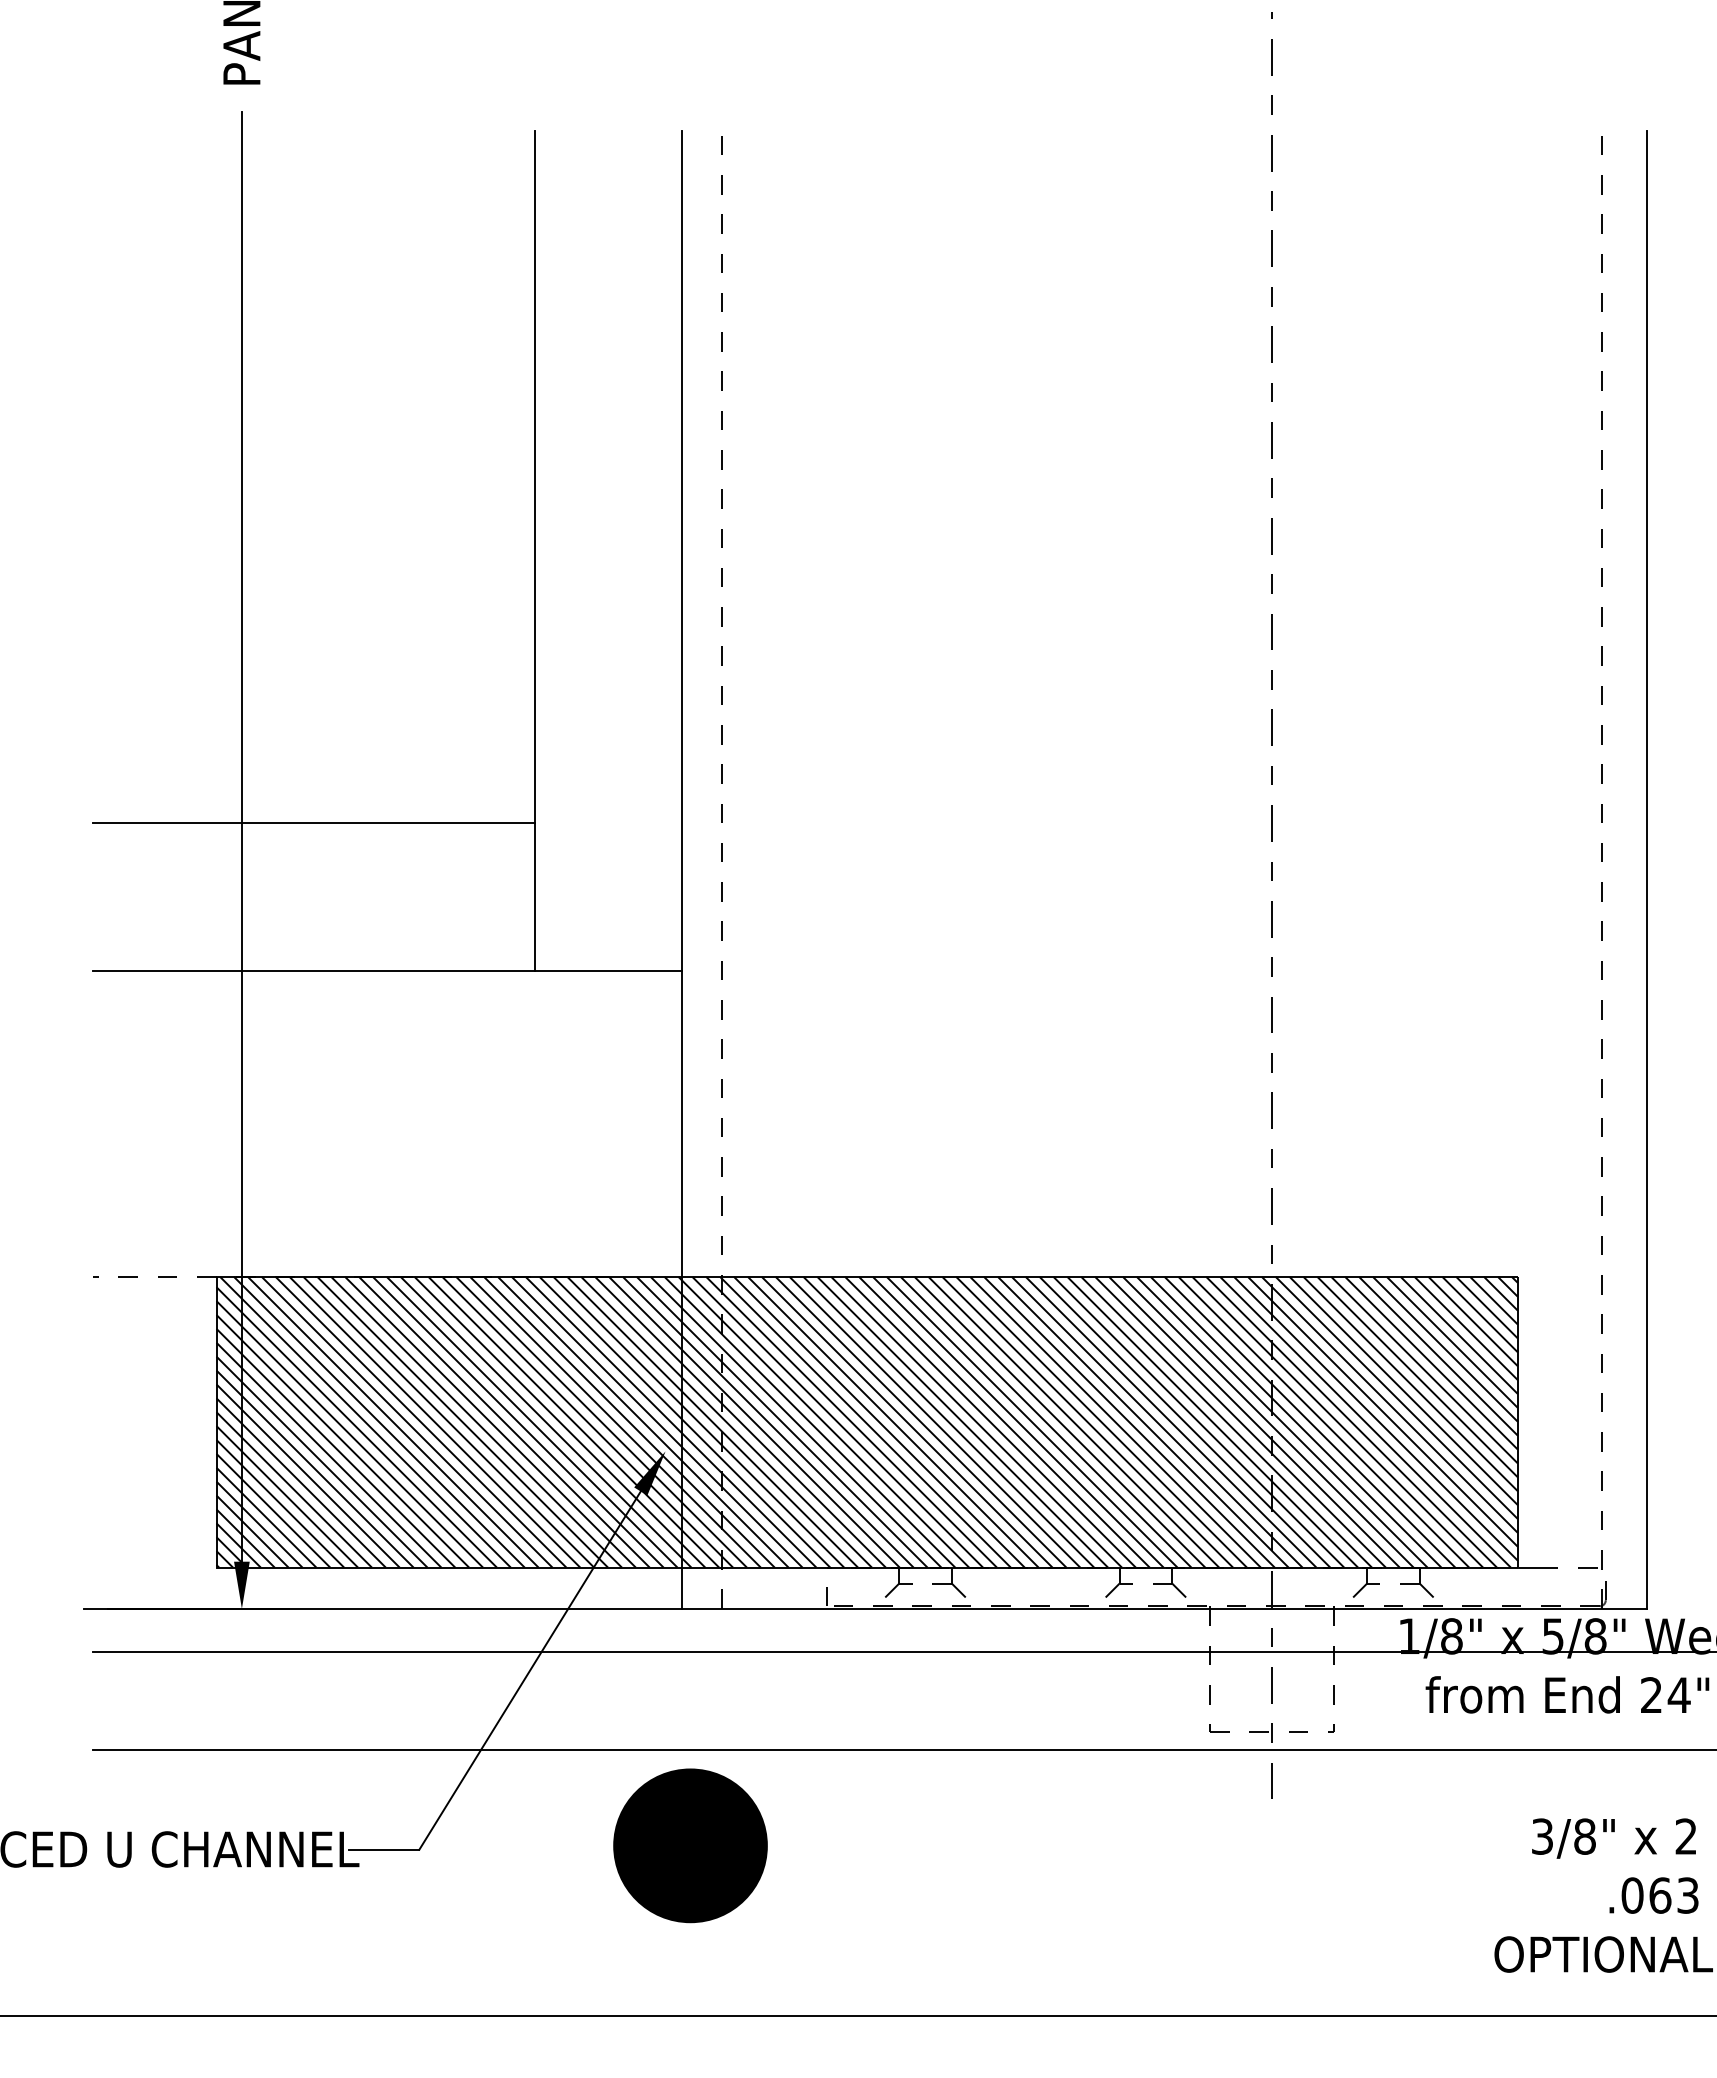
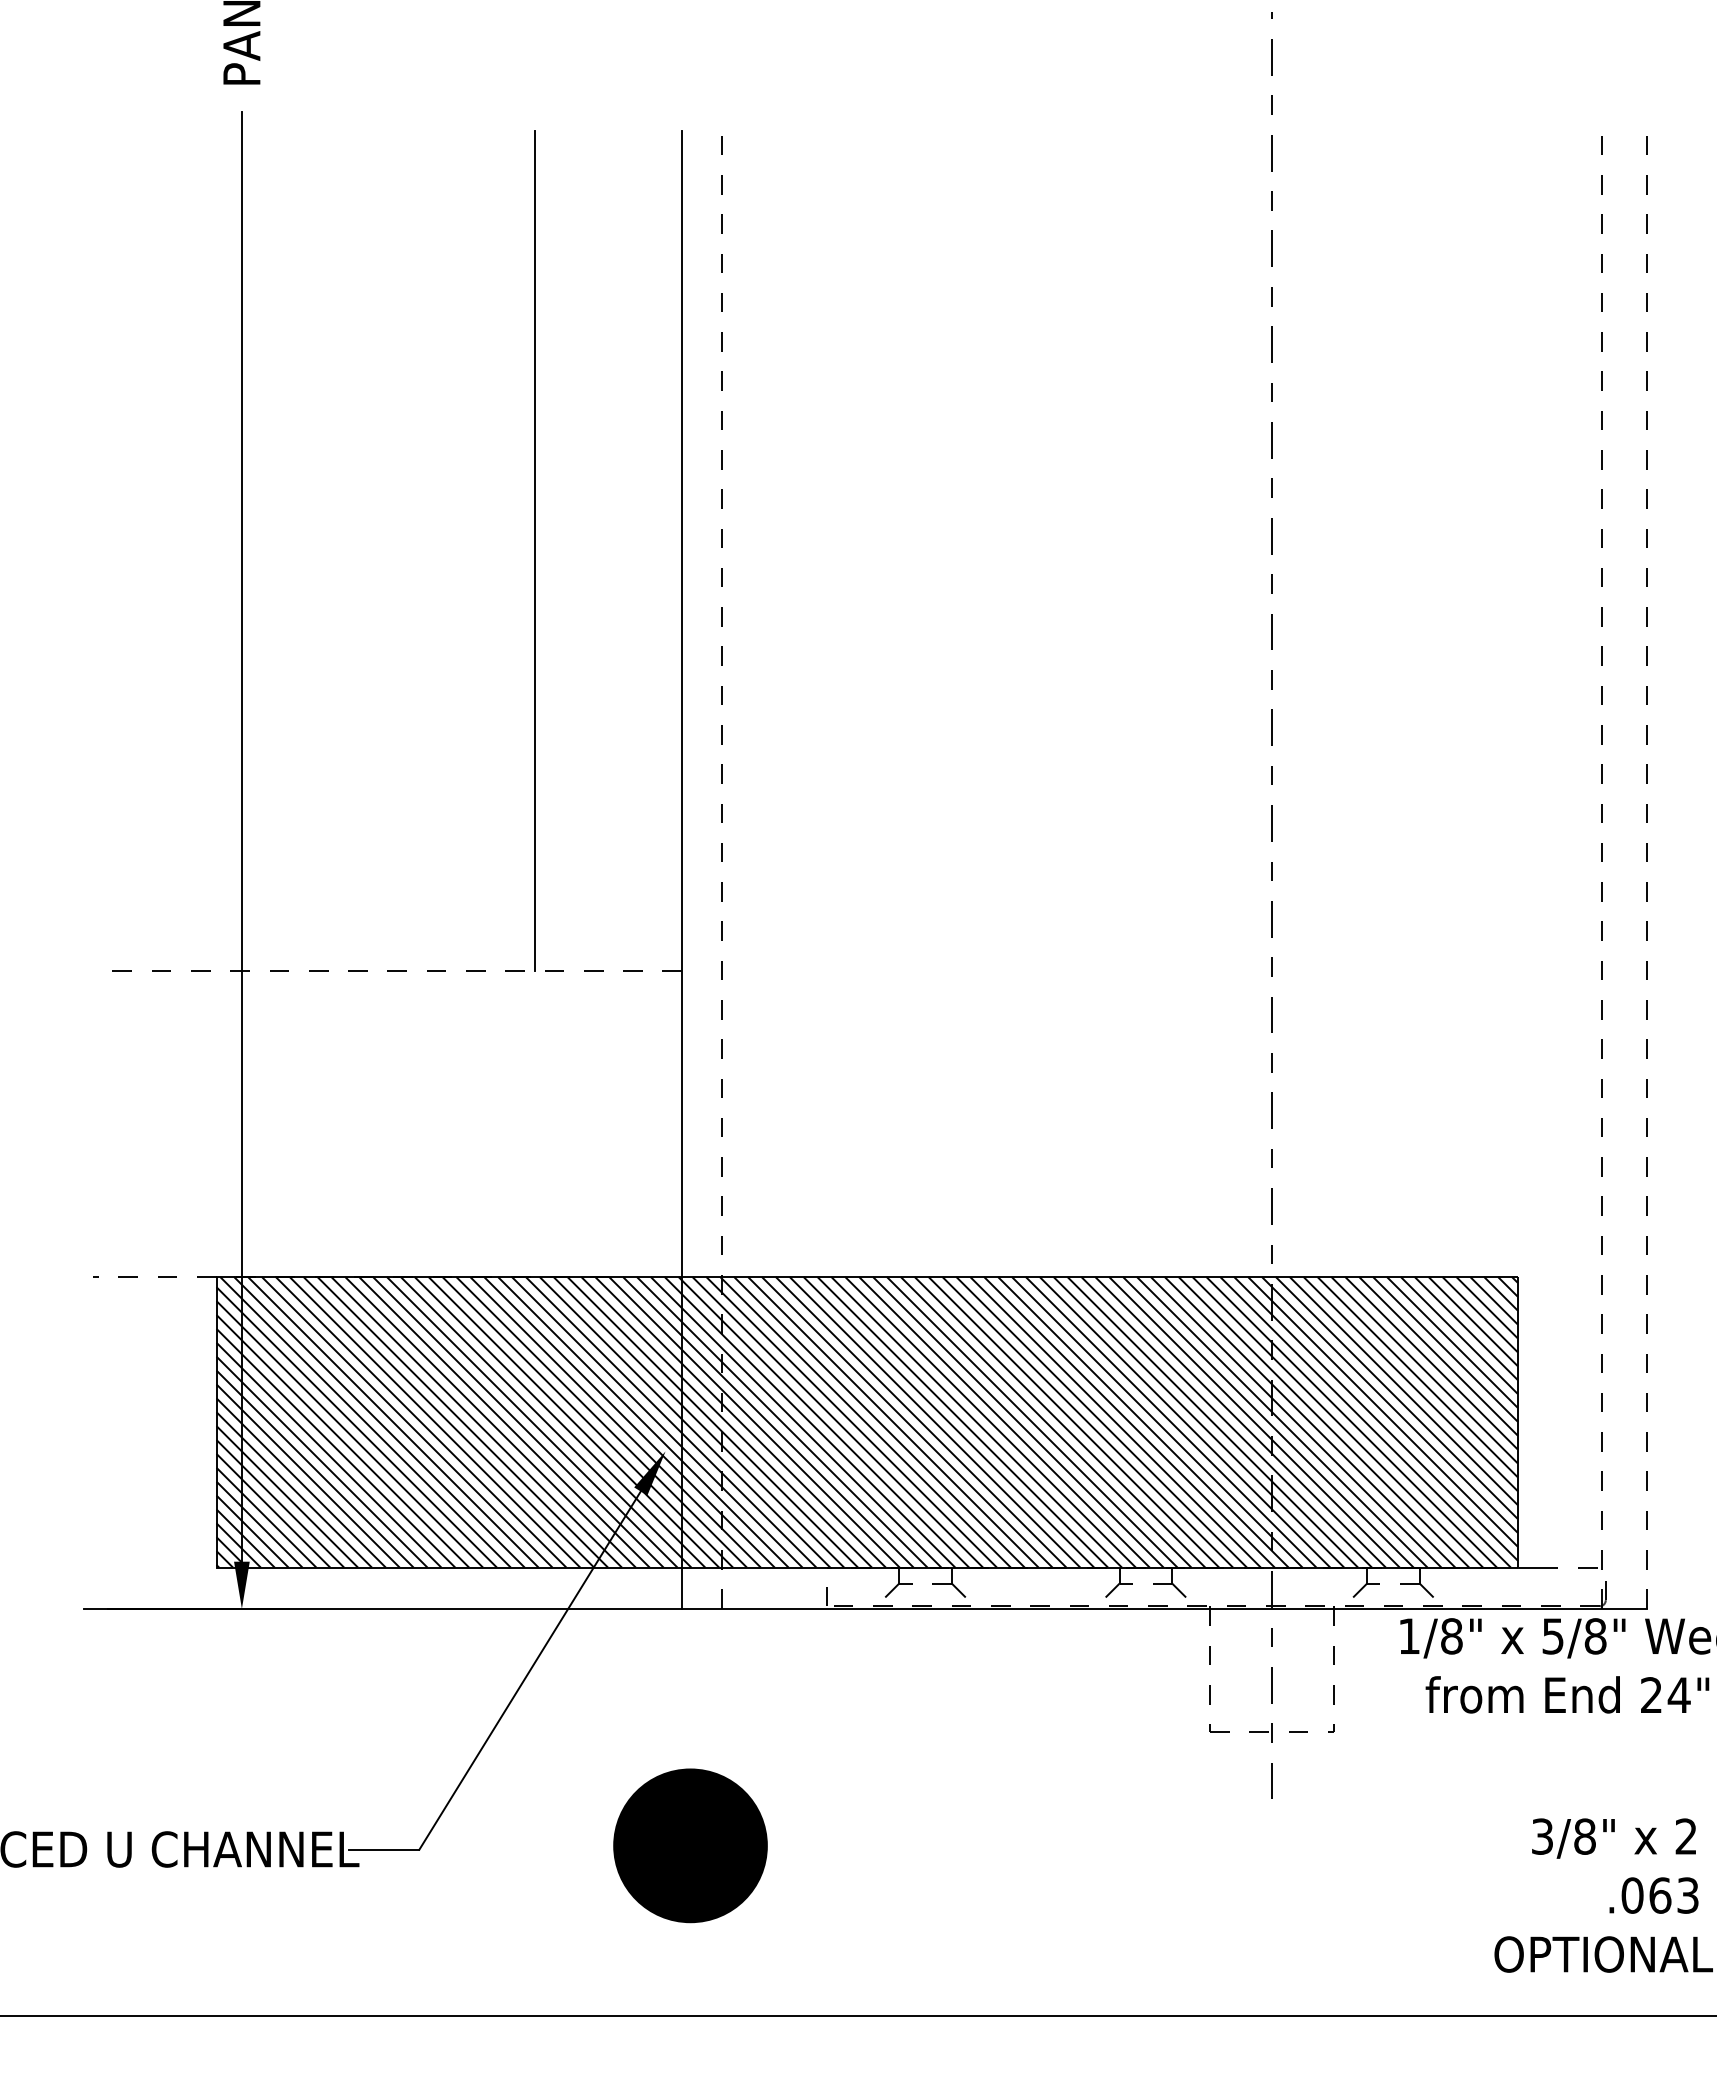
line: present -> none (313, 823)
line: solid -> dashed (1646, 870)
line: solid -> dashed (387, 970)
line: present -> none (902, 1651)
line: present -> none (902, 1750)
